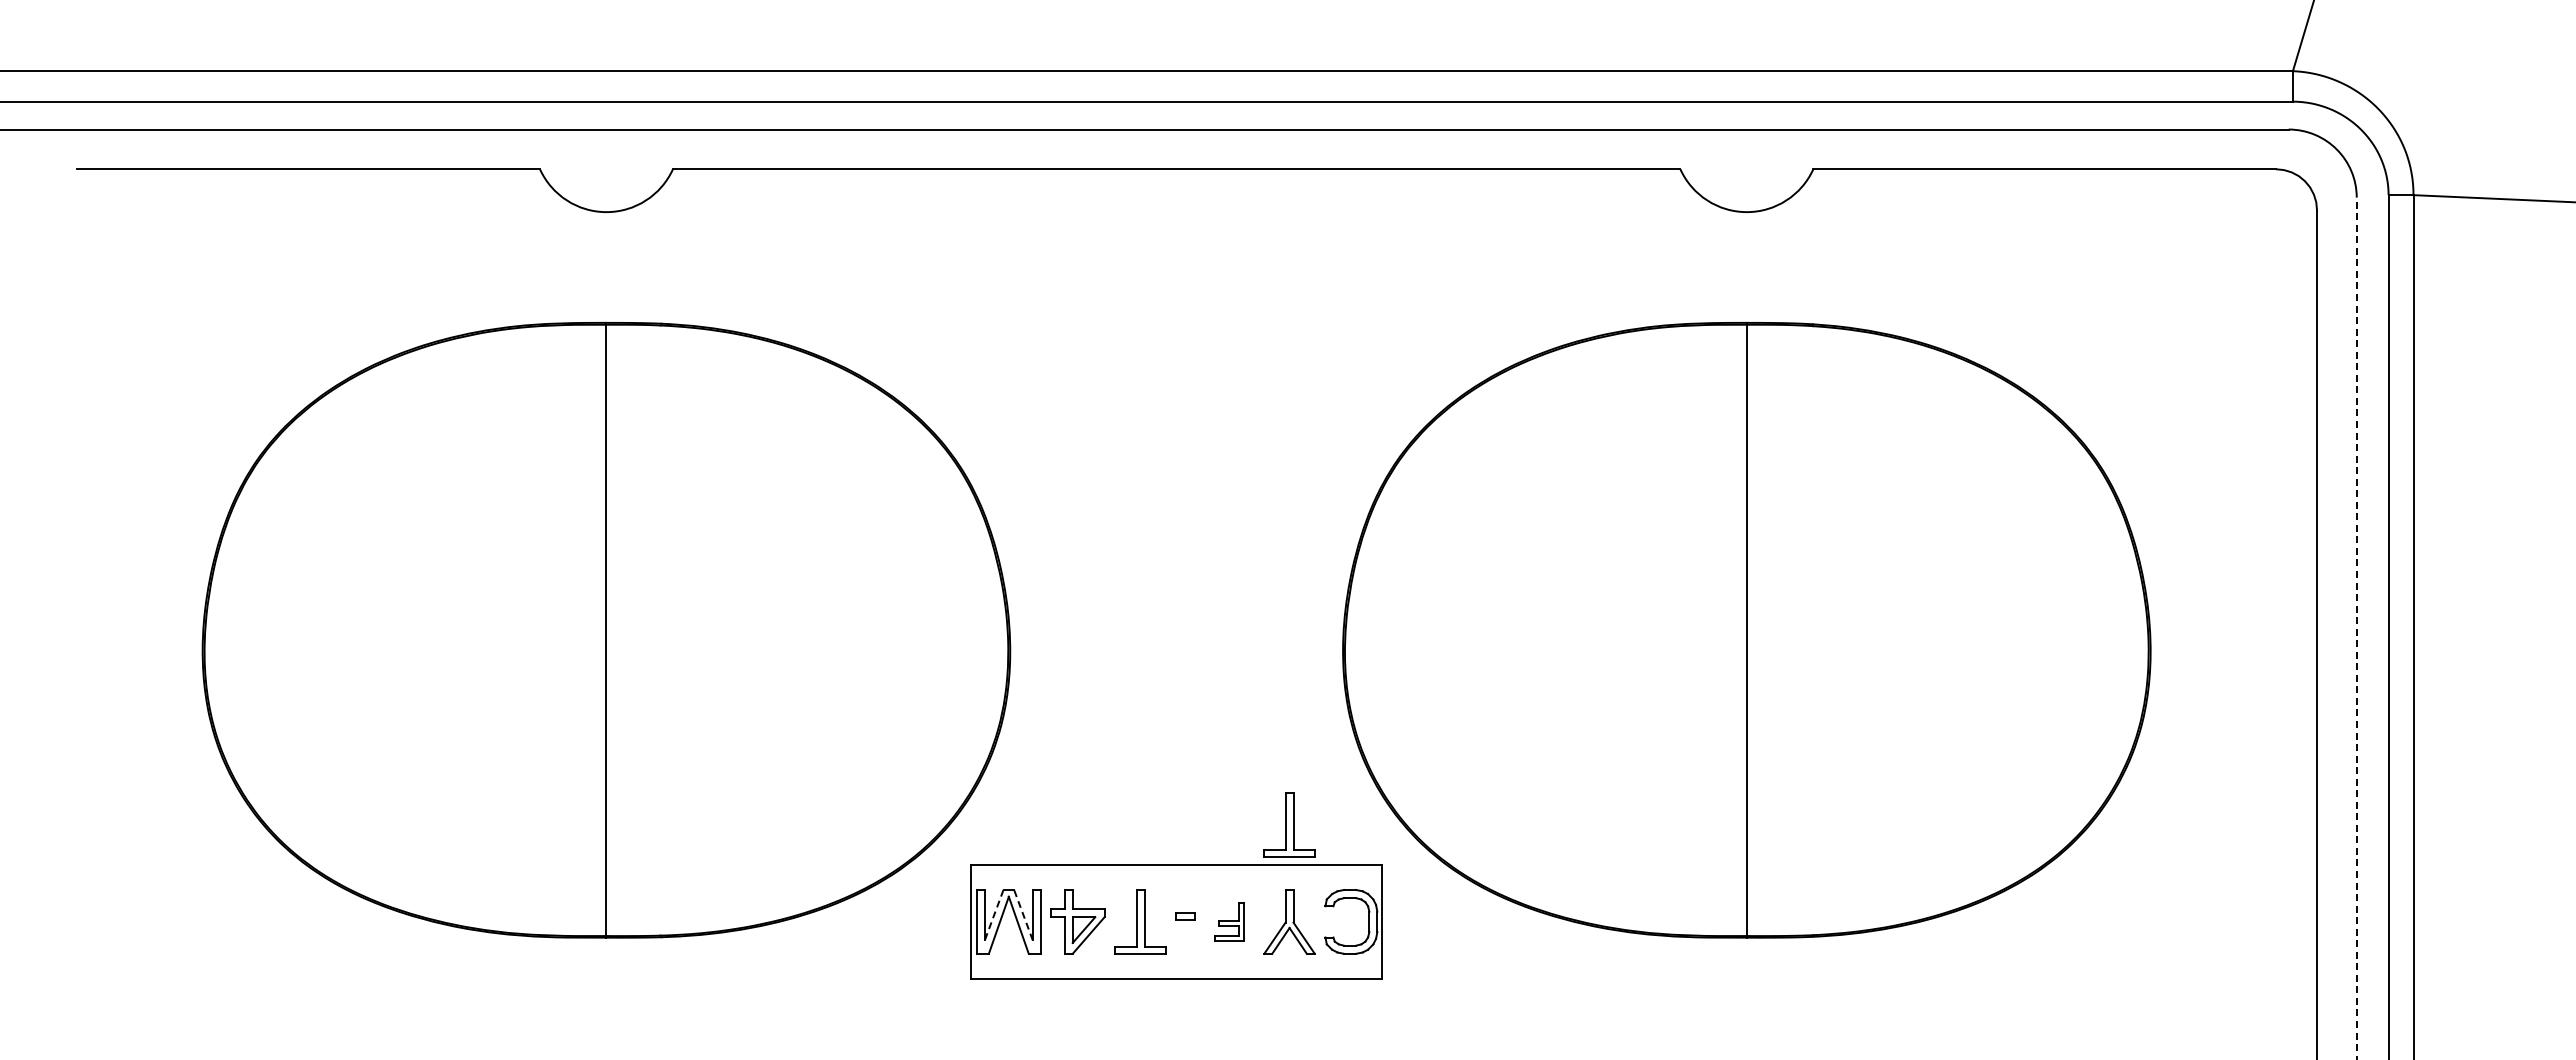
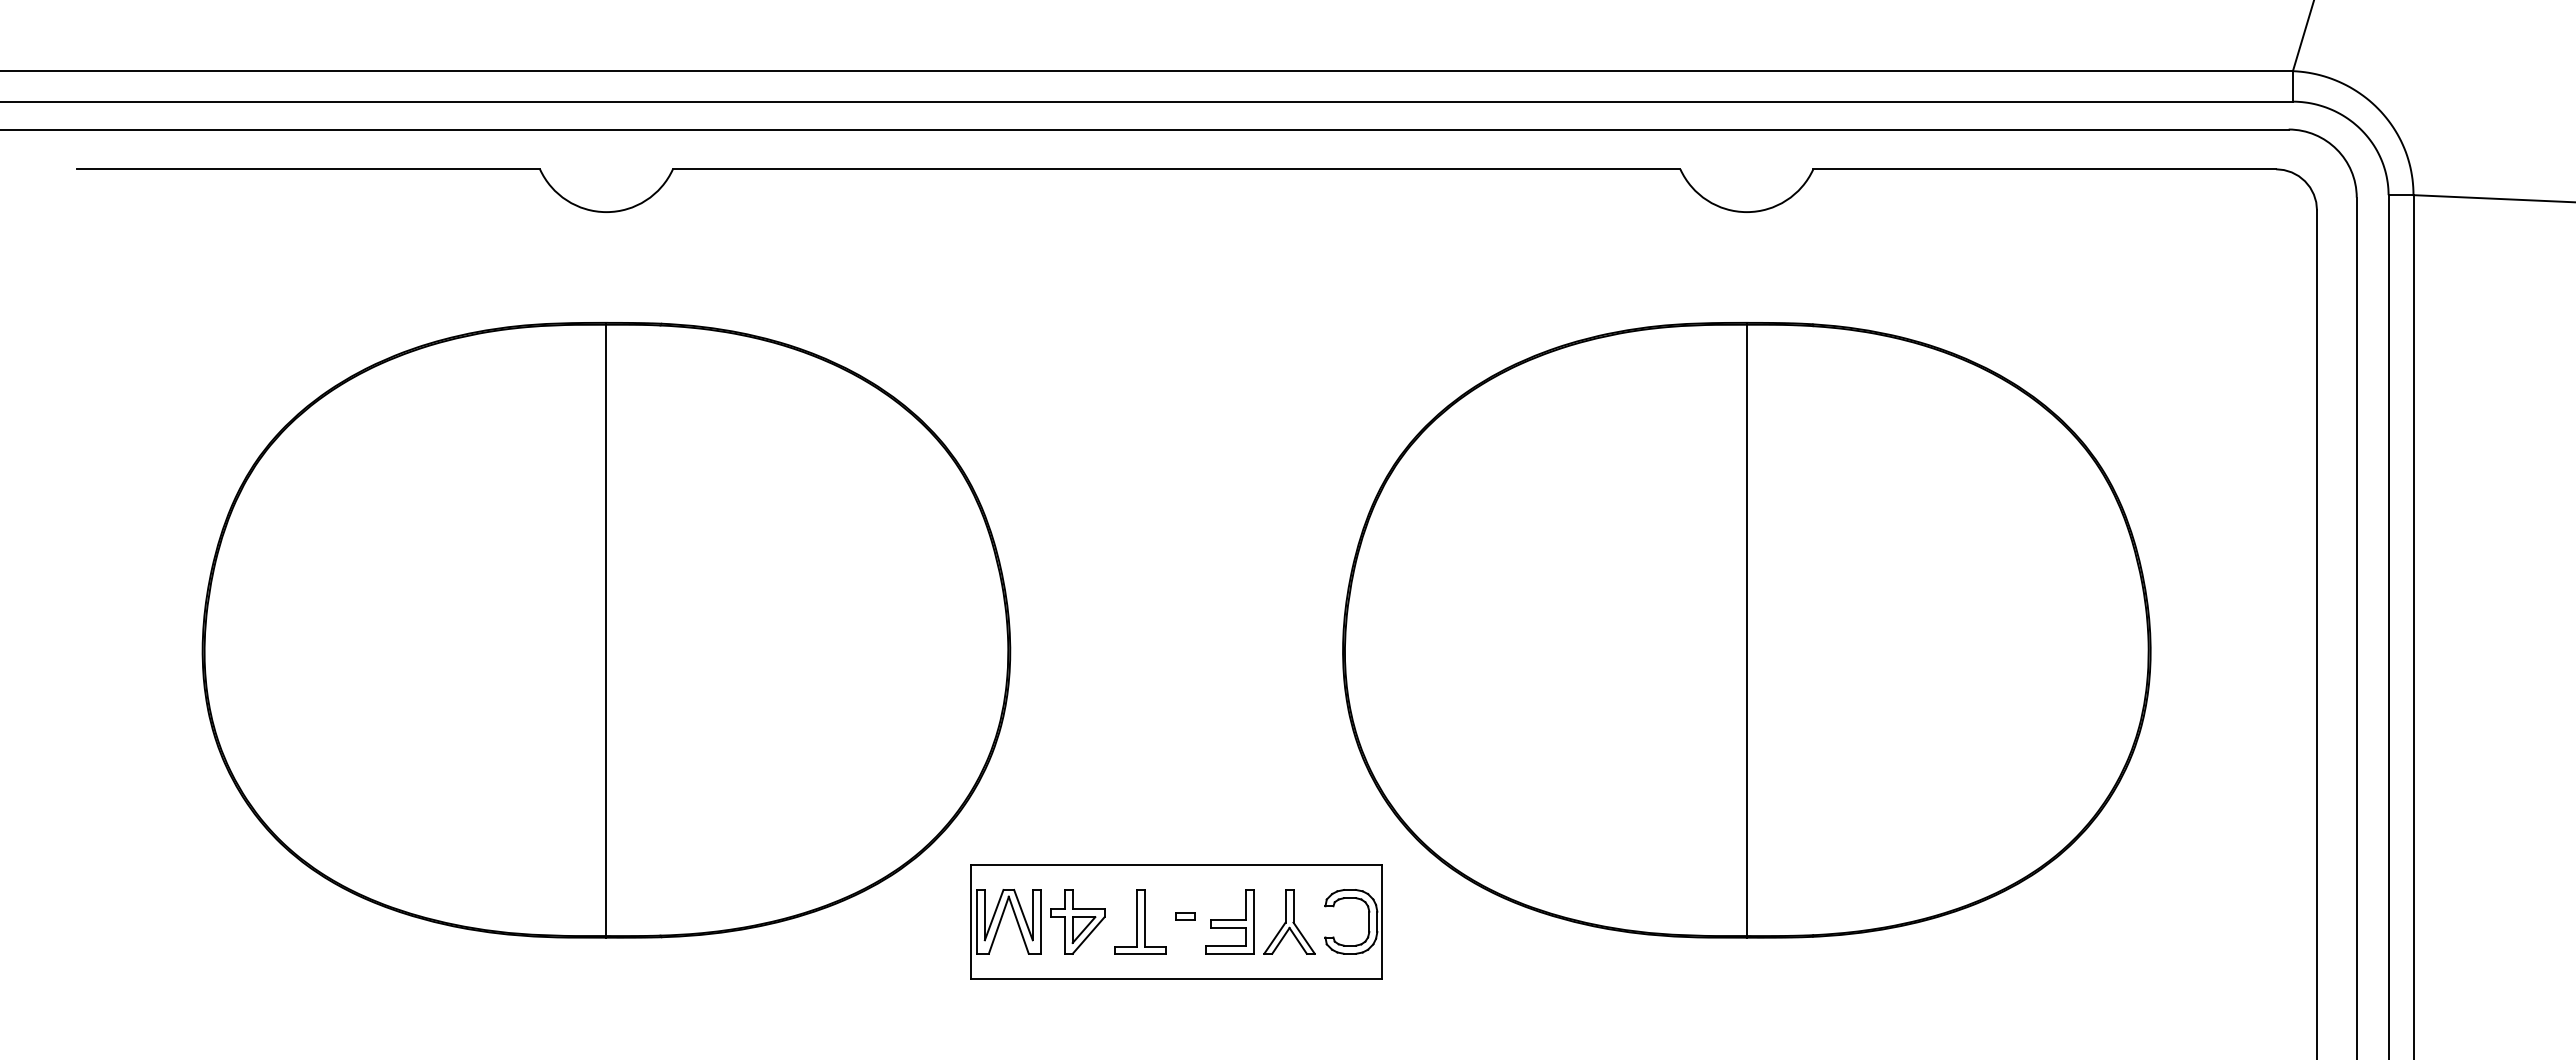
line: dashed -> solid (2356, 628)
part: present -> none (1289, 824)
line: dashed -> solid (994, 915)
line: dashed -> solid (1023, 915)
part size: 31x40 px -> 50x66 px (1229, 921)
